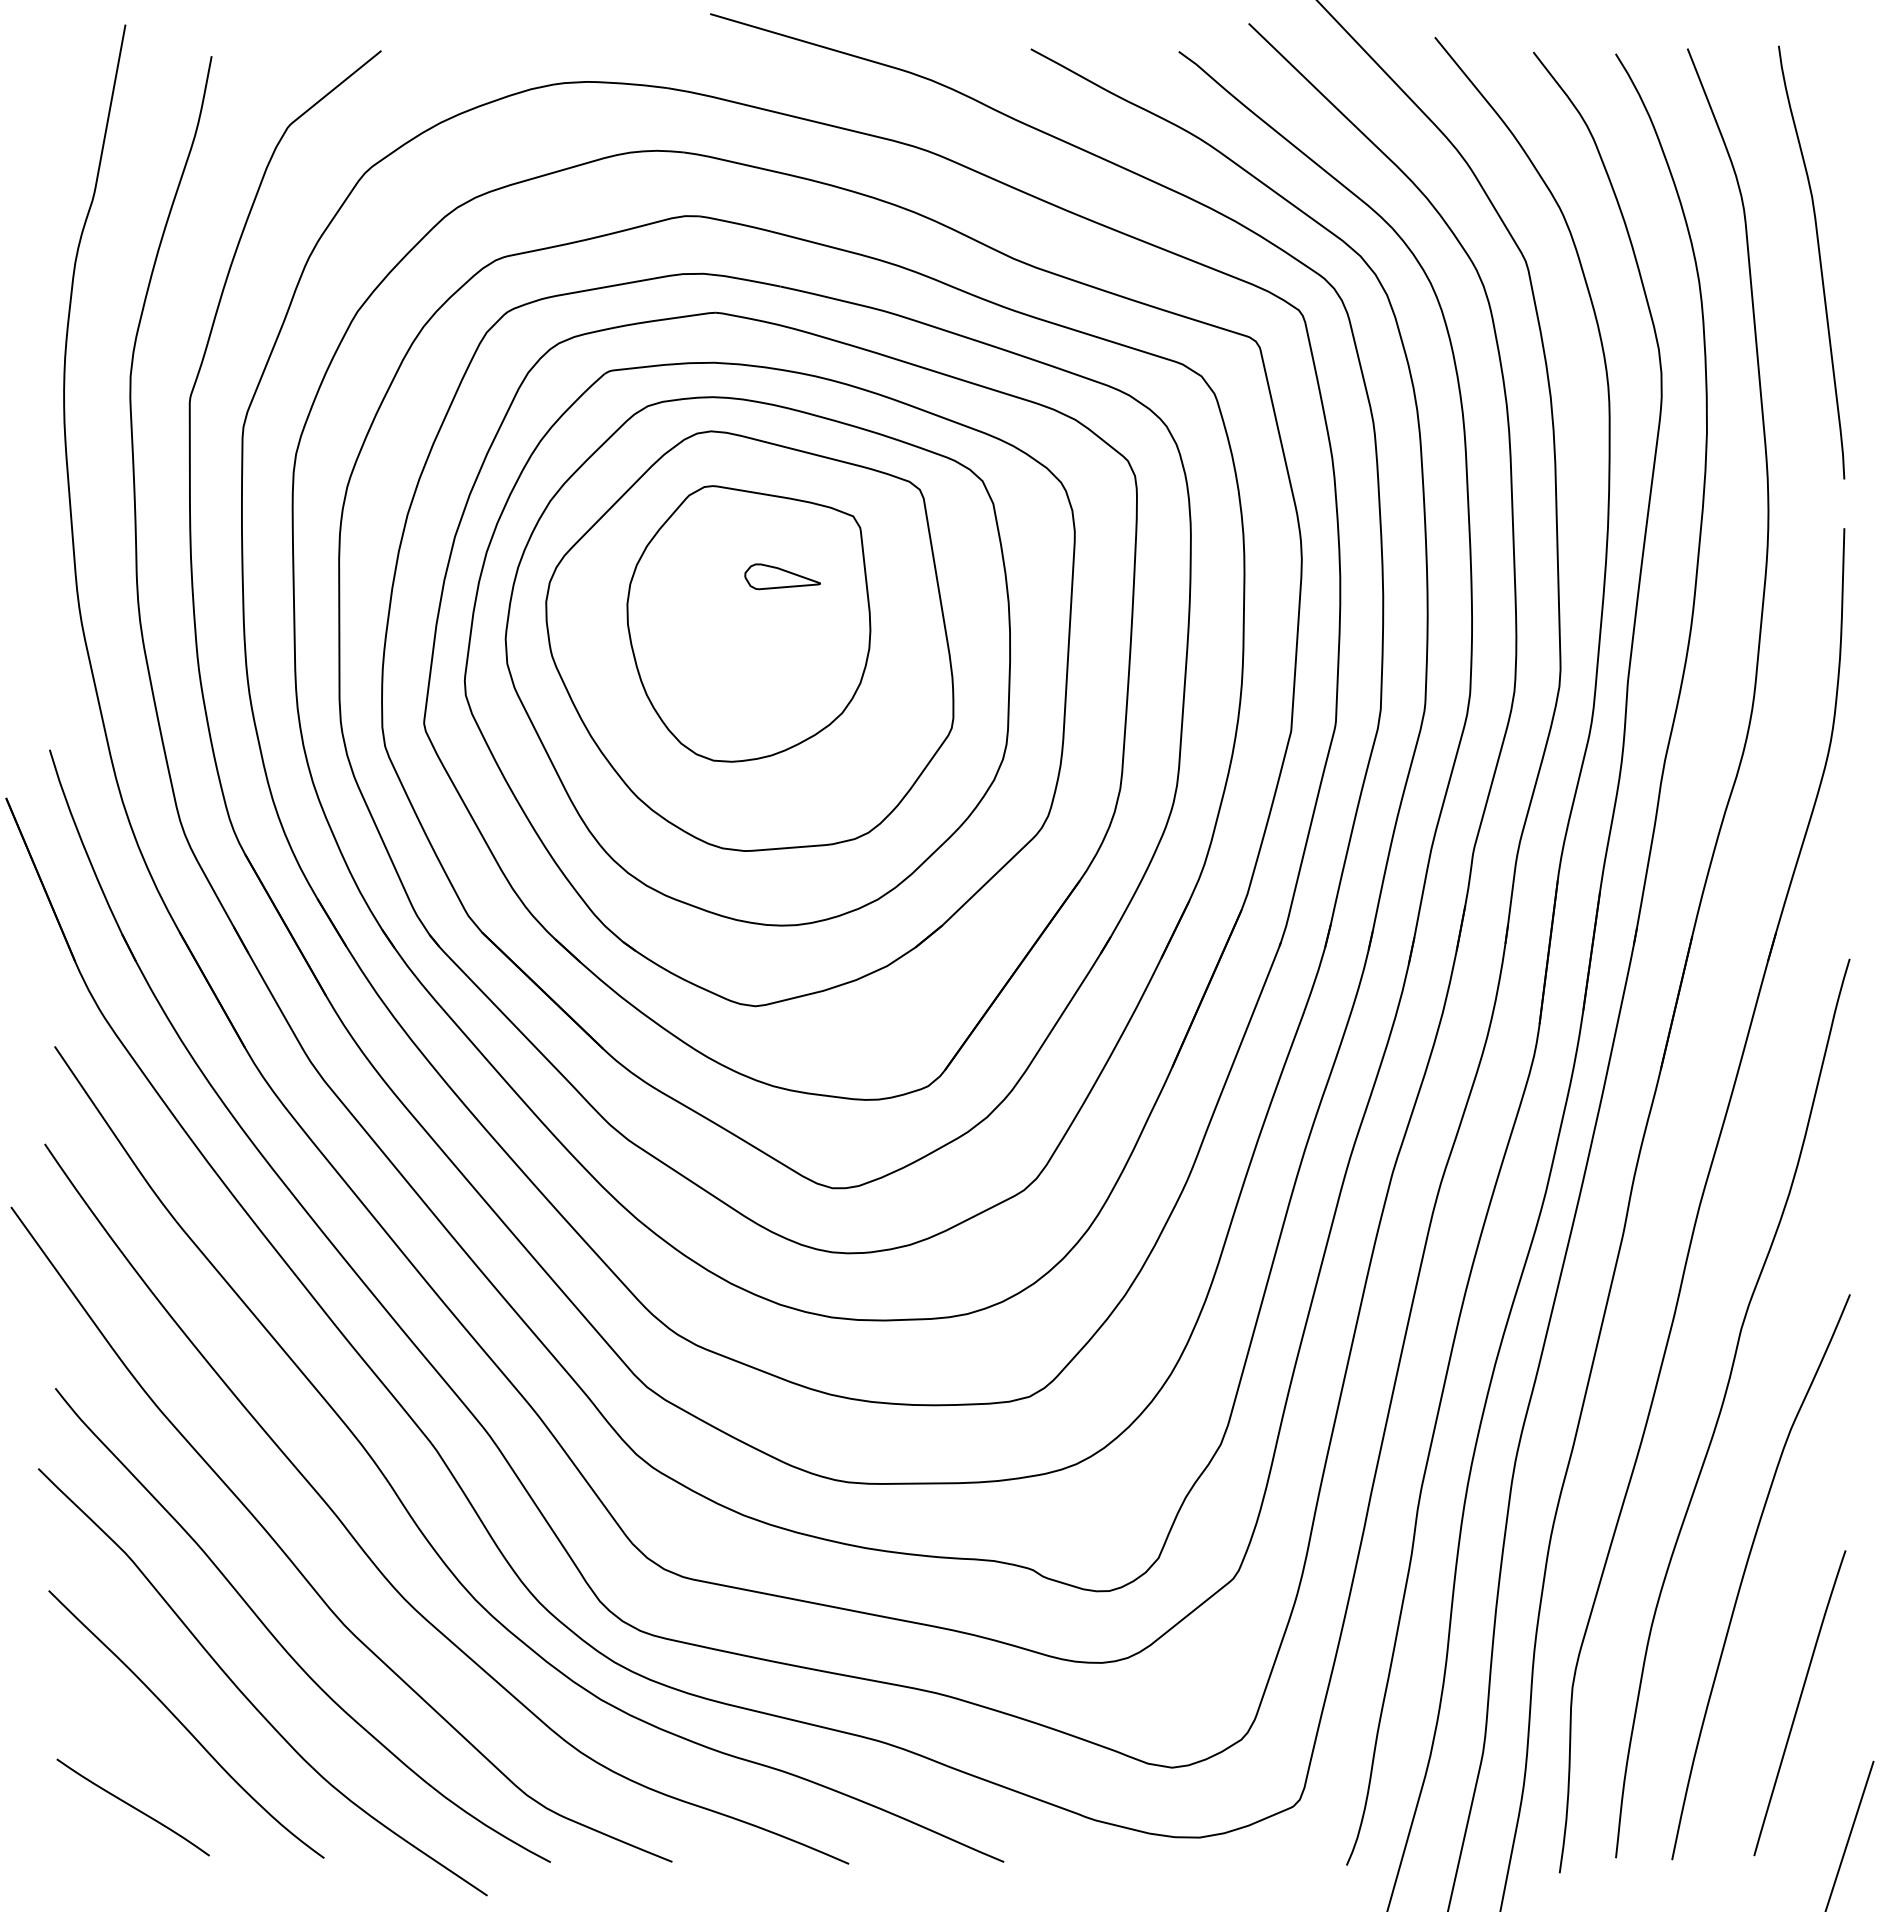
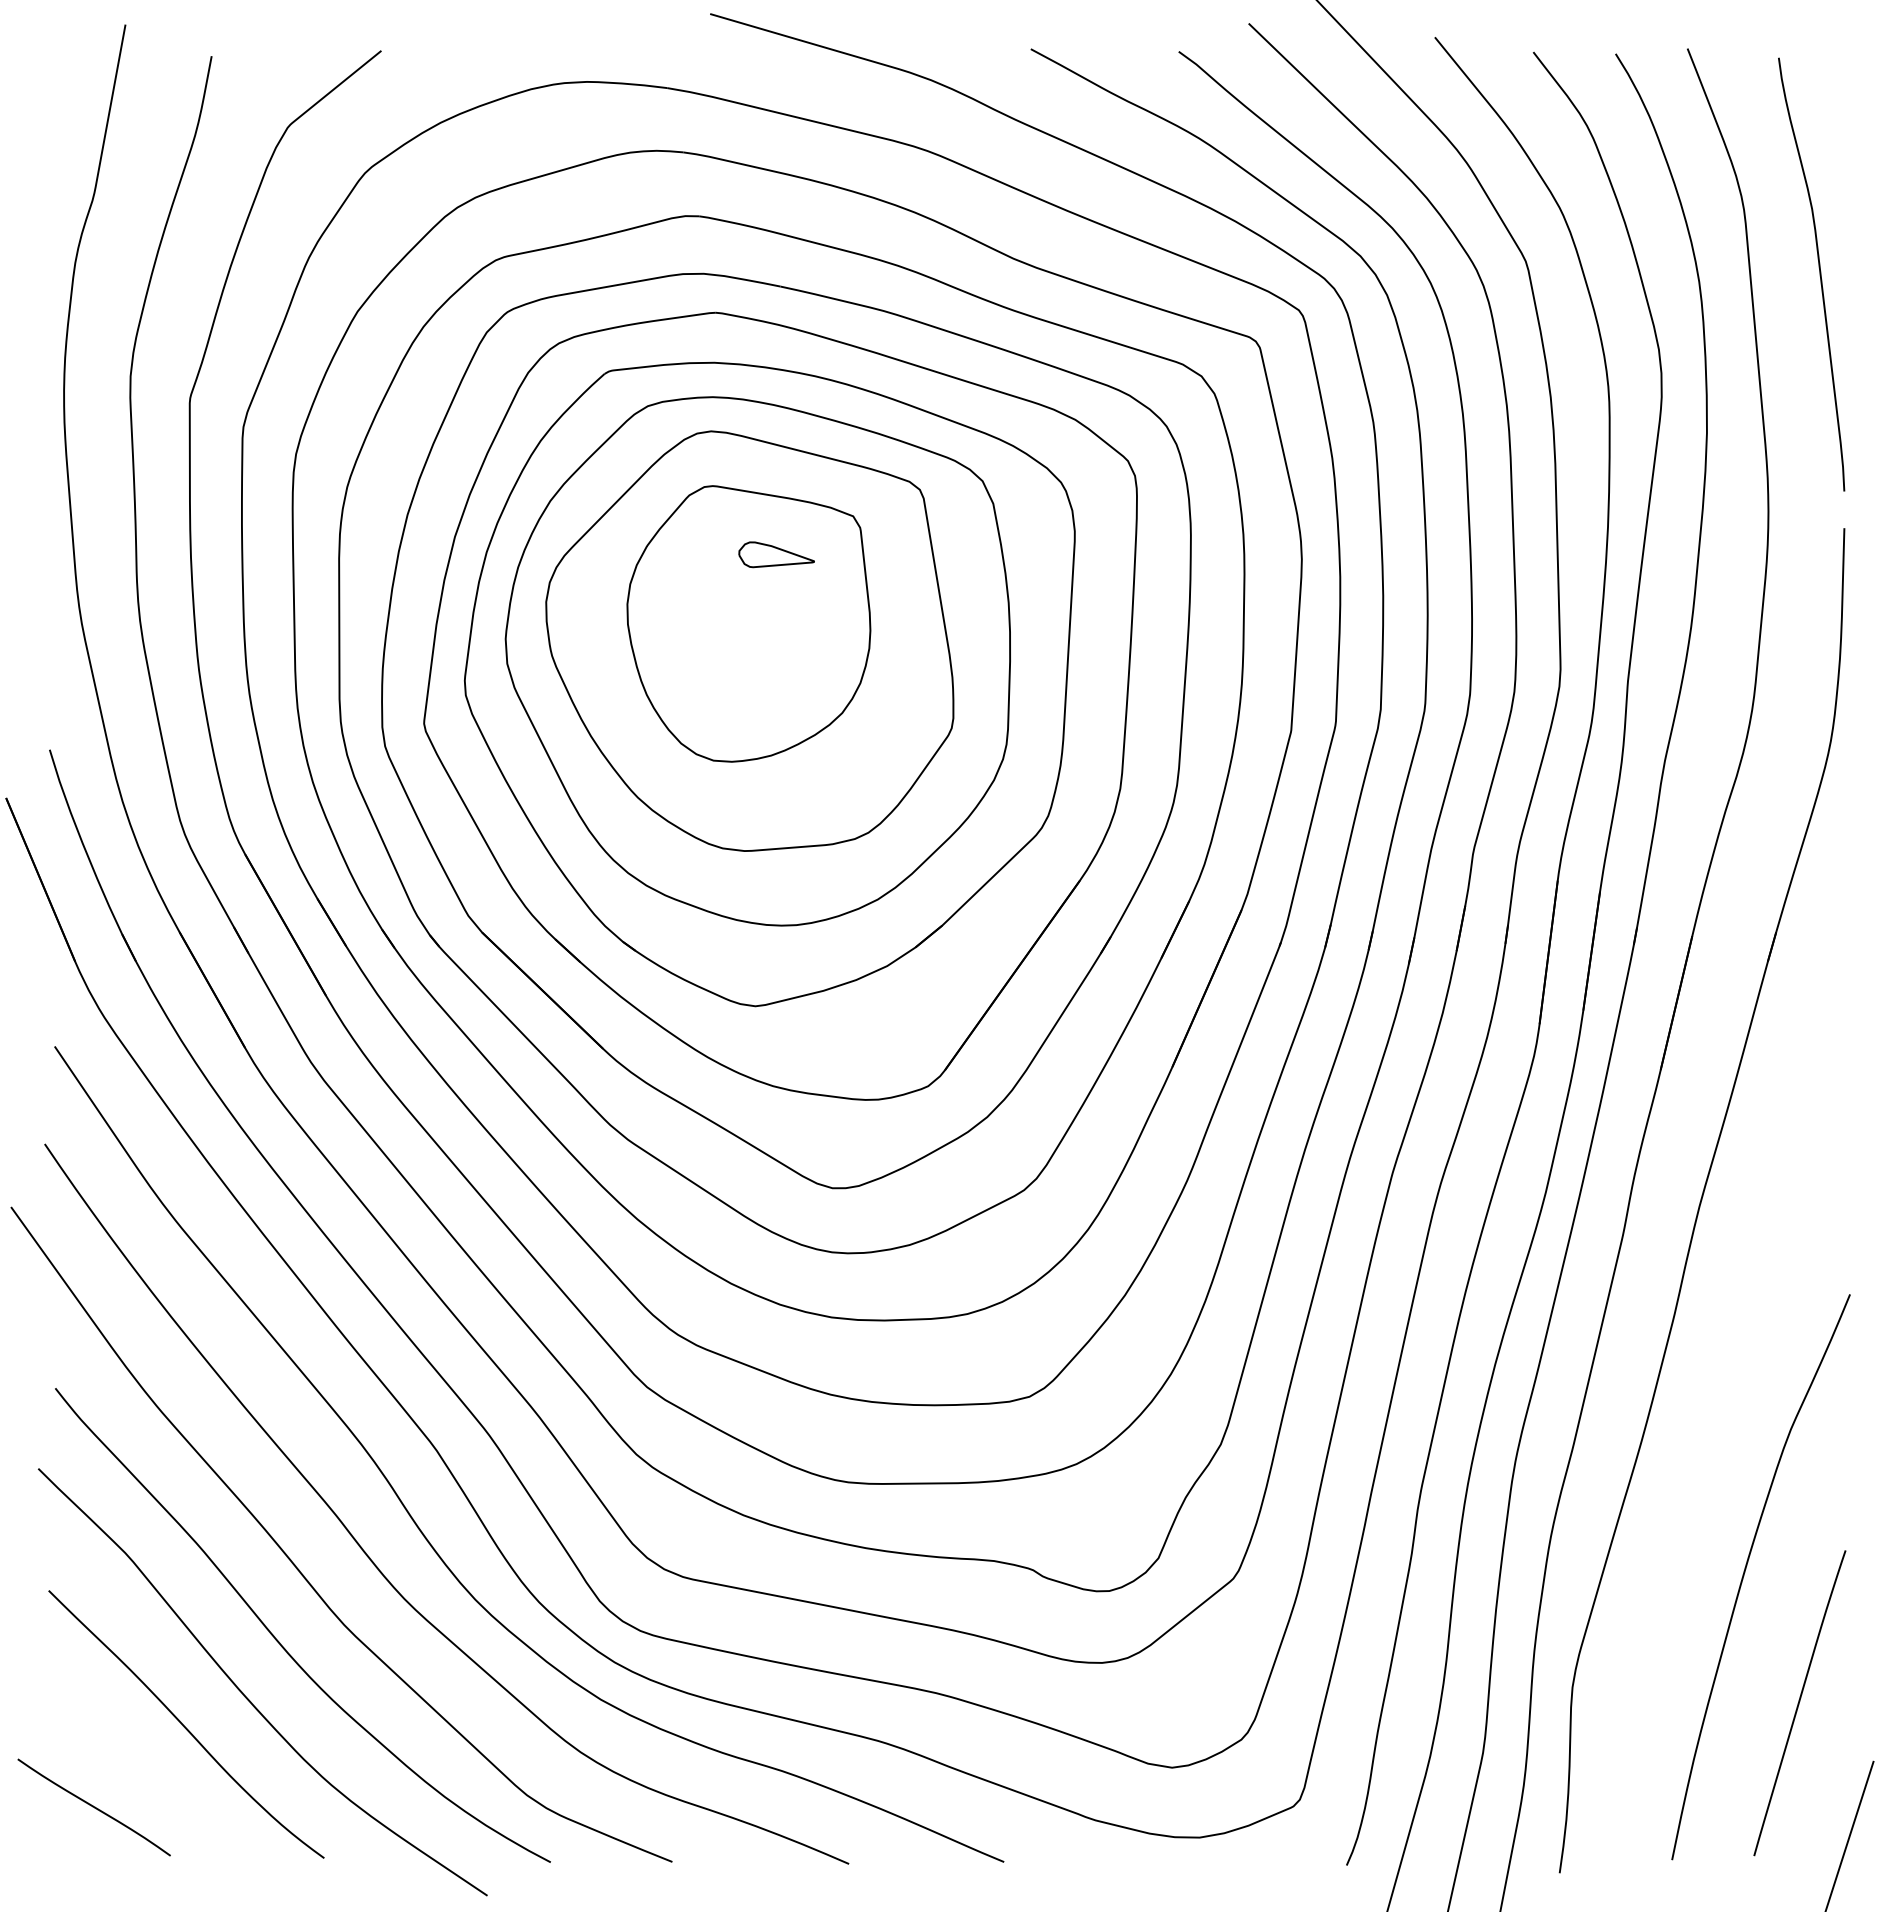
curve position: (1819, 262) -> (1819, 274) (1819, 274)
part position: (782, 576) -> (776, 554) (776, 554)
curve: present -> none (1723, 1405)
curve position: (132, 1807) -> (93, 1807) (93, 1807)
